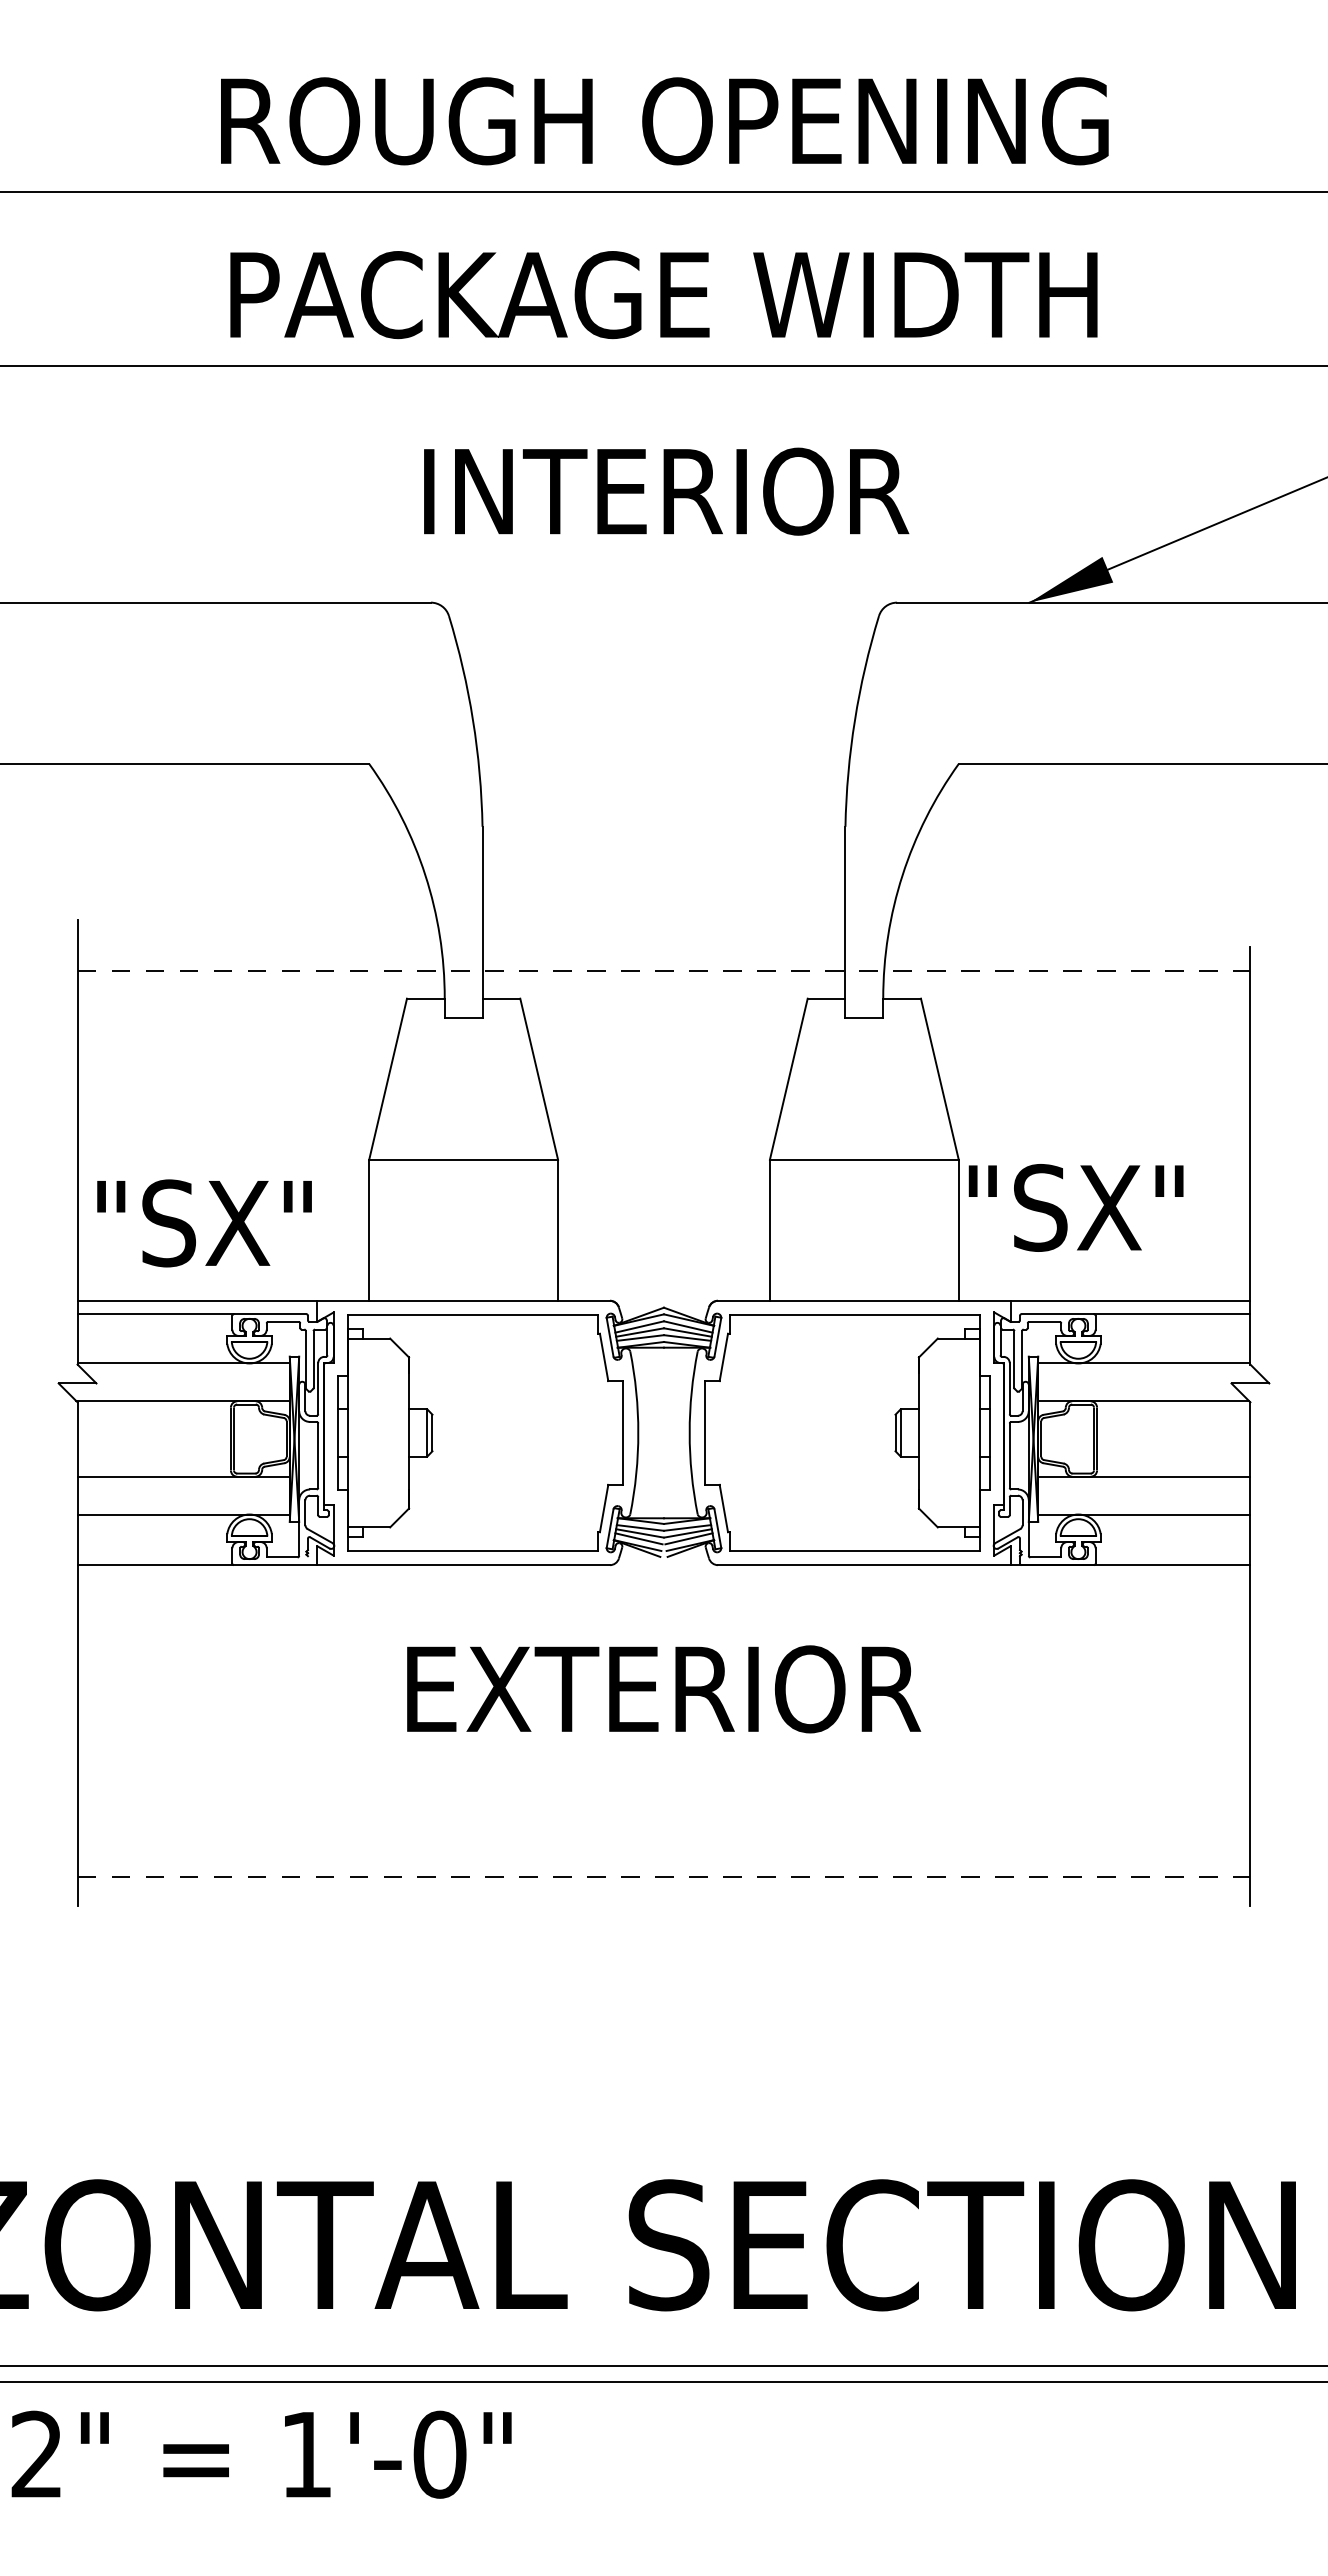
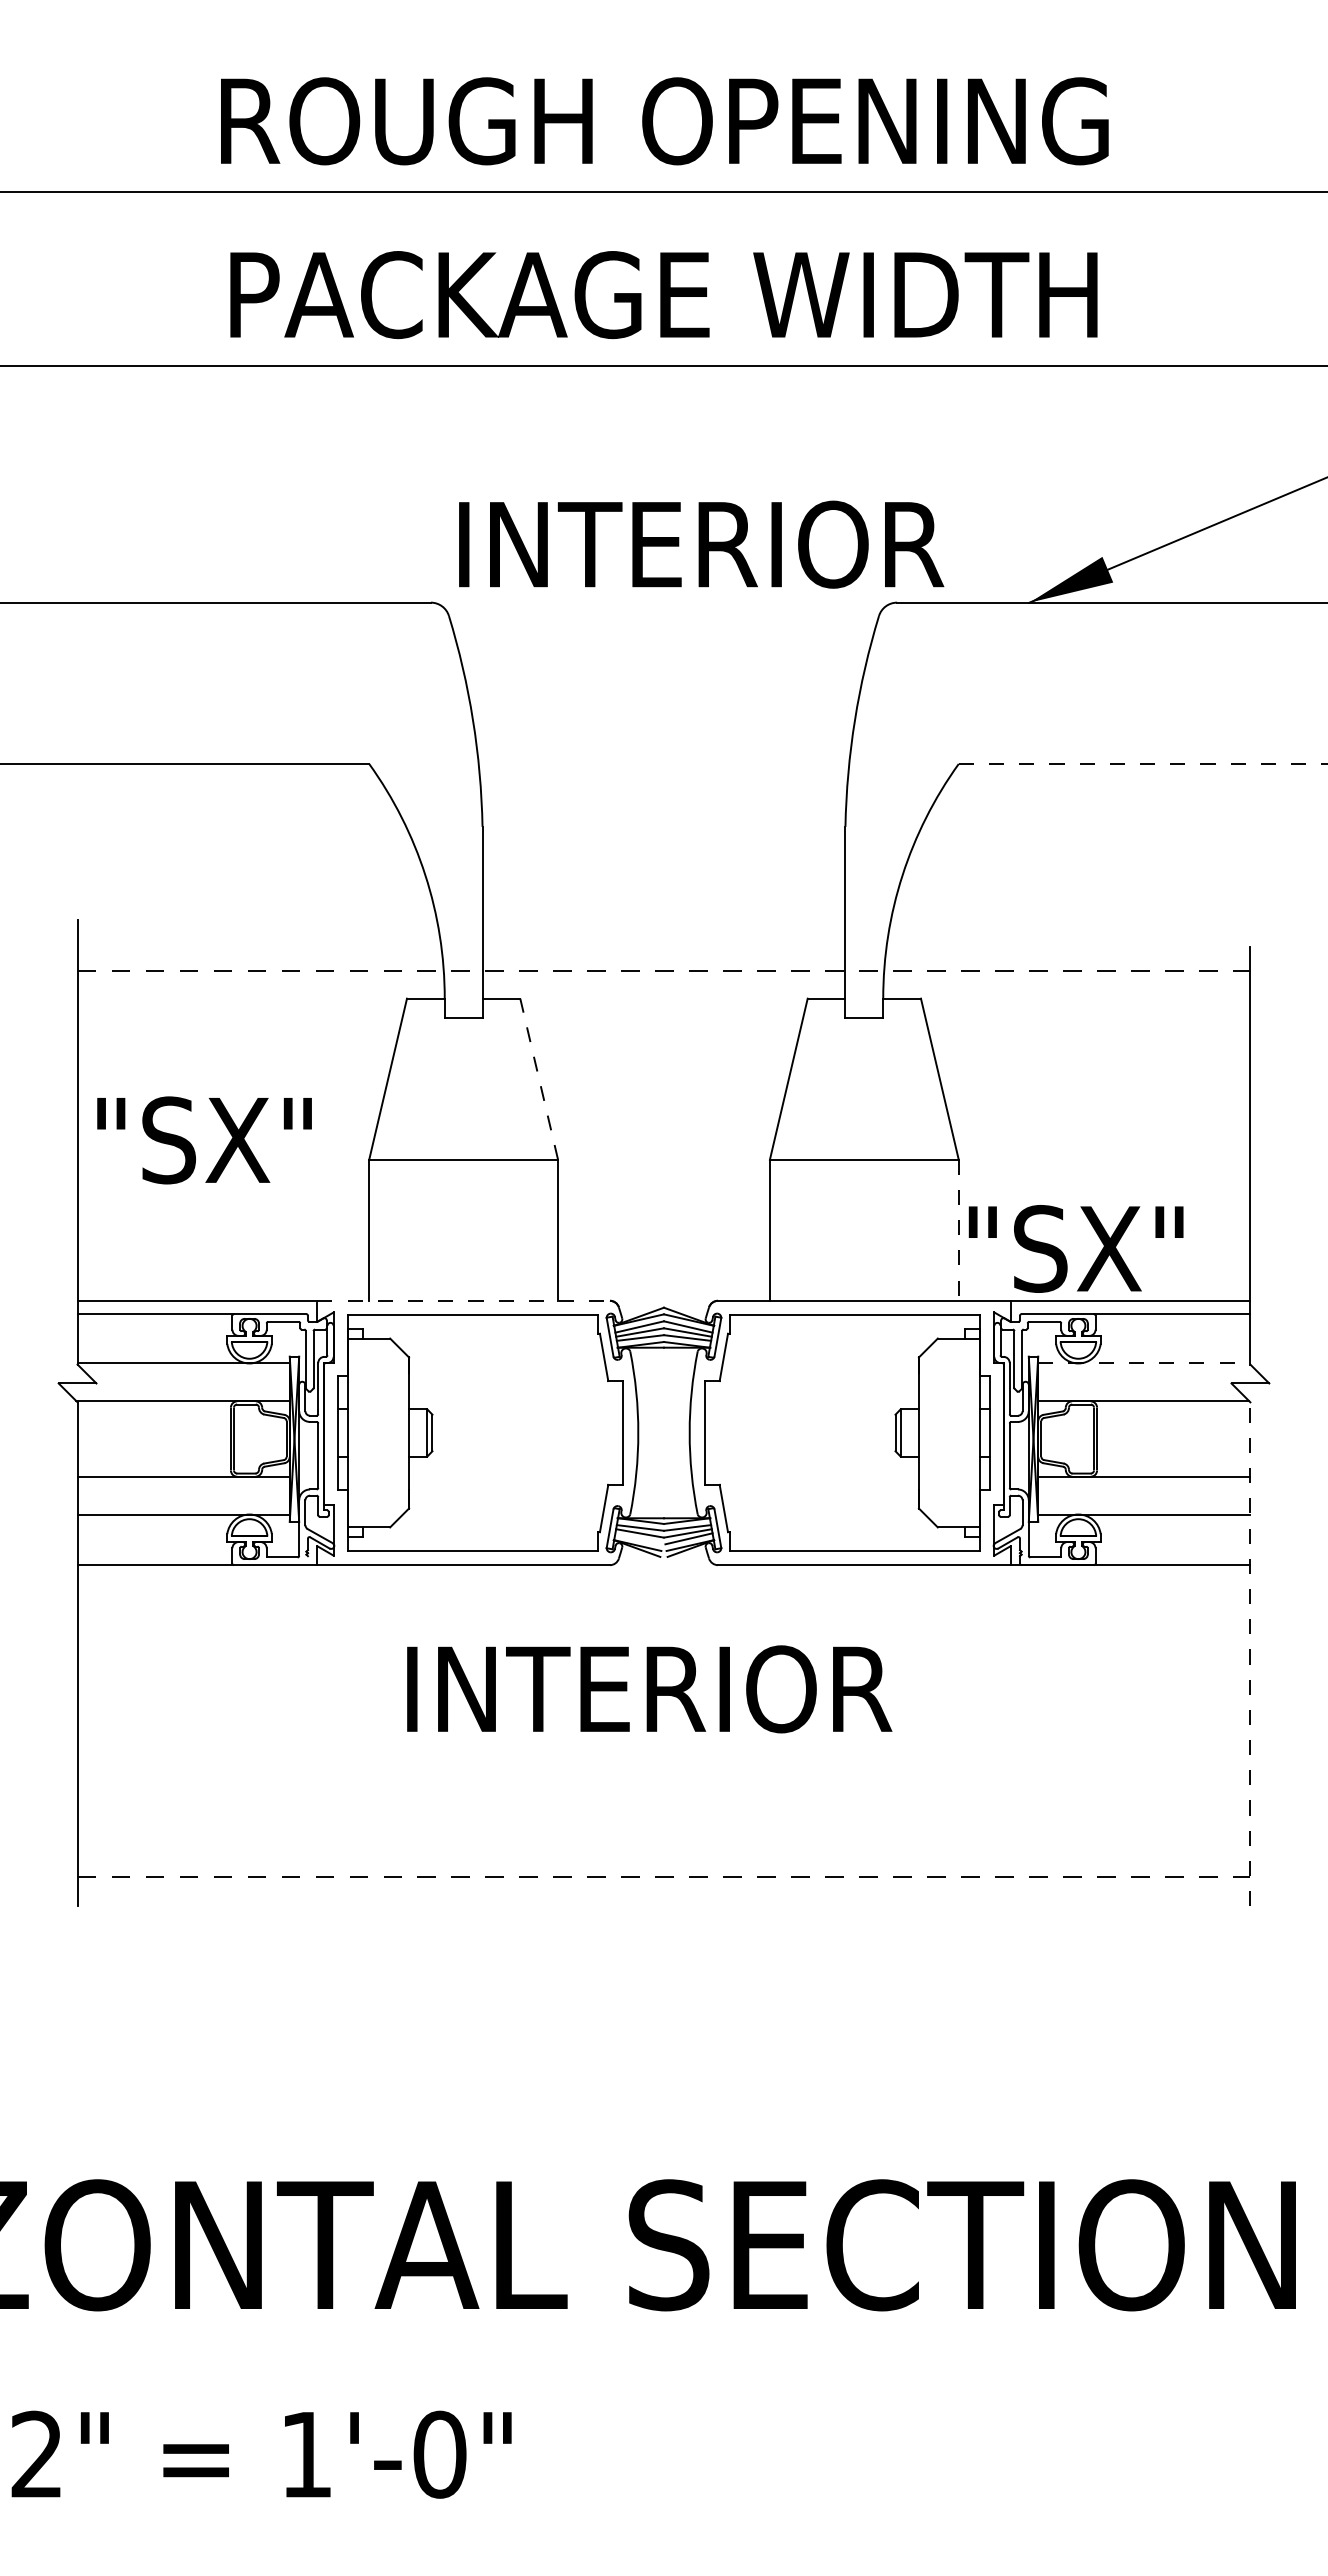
text position: (666, 491) -> (701, 544) (701, 544)
line: solid -> dashed (1143, 763)
line: solid -> dashed (539, 1079)
text position: (1075, 1207) -> (1075, 1248) (1075, 1248)
text position: (204, 1223) -> (204, 1140) (204, 1140)
line: solid -> dashed (958, 1230)
line: solid -> dashed (464, 1300)
line: solid -> dashed (1144, 1363)
line: present -> none (638, 1538)
line: solid -> dashed (1250, 1654)
text: EXTERIOR -> INTERIOR (669, 1689)
line: present -> none (663, 2365)
line: present -> none (663, 2381)
